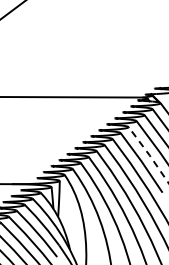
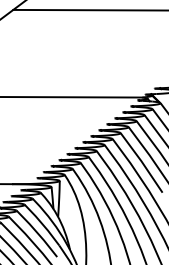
line: none -> present (89, 9)
line: dashed -> solid (149, 154)
